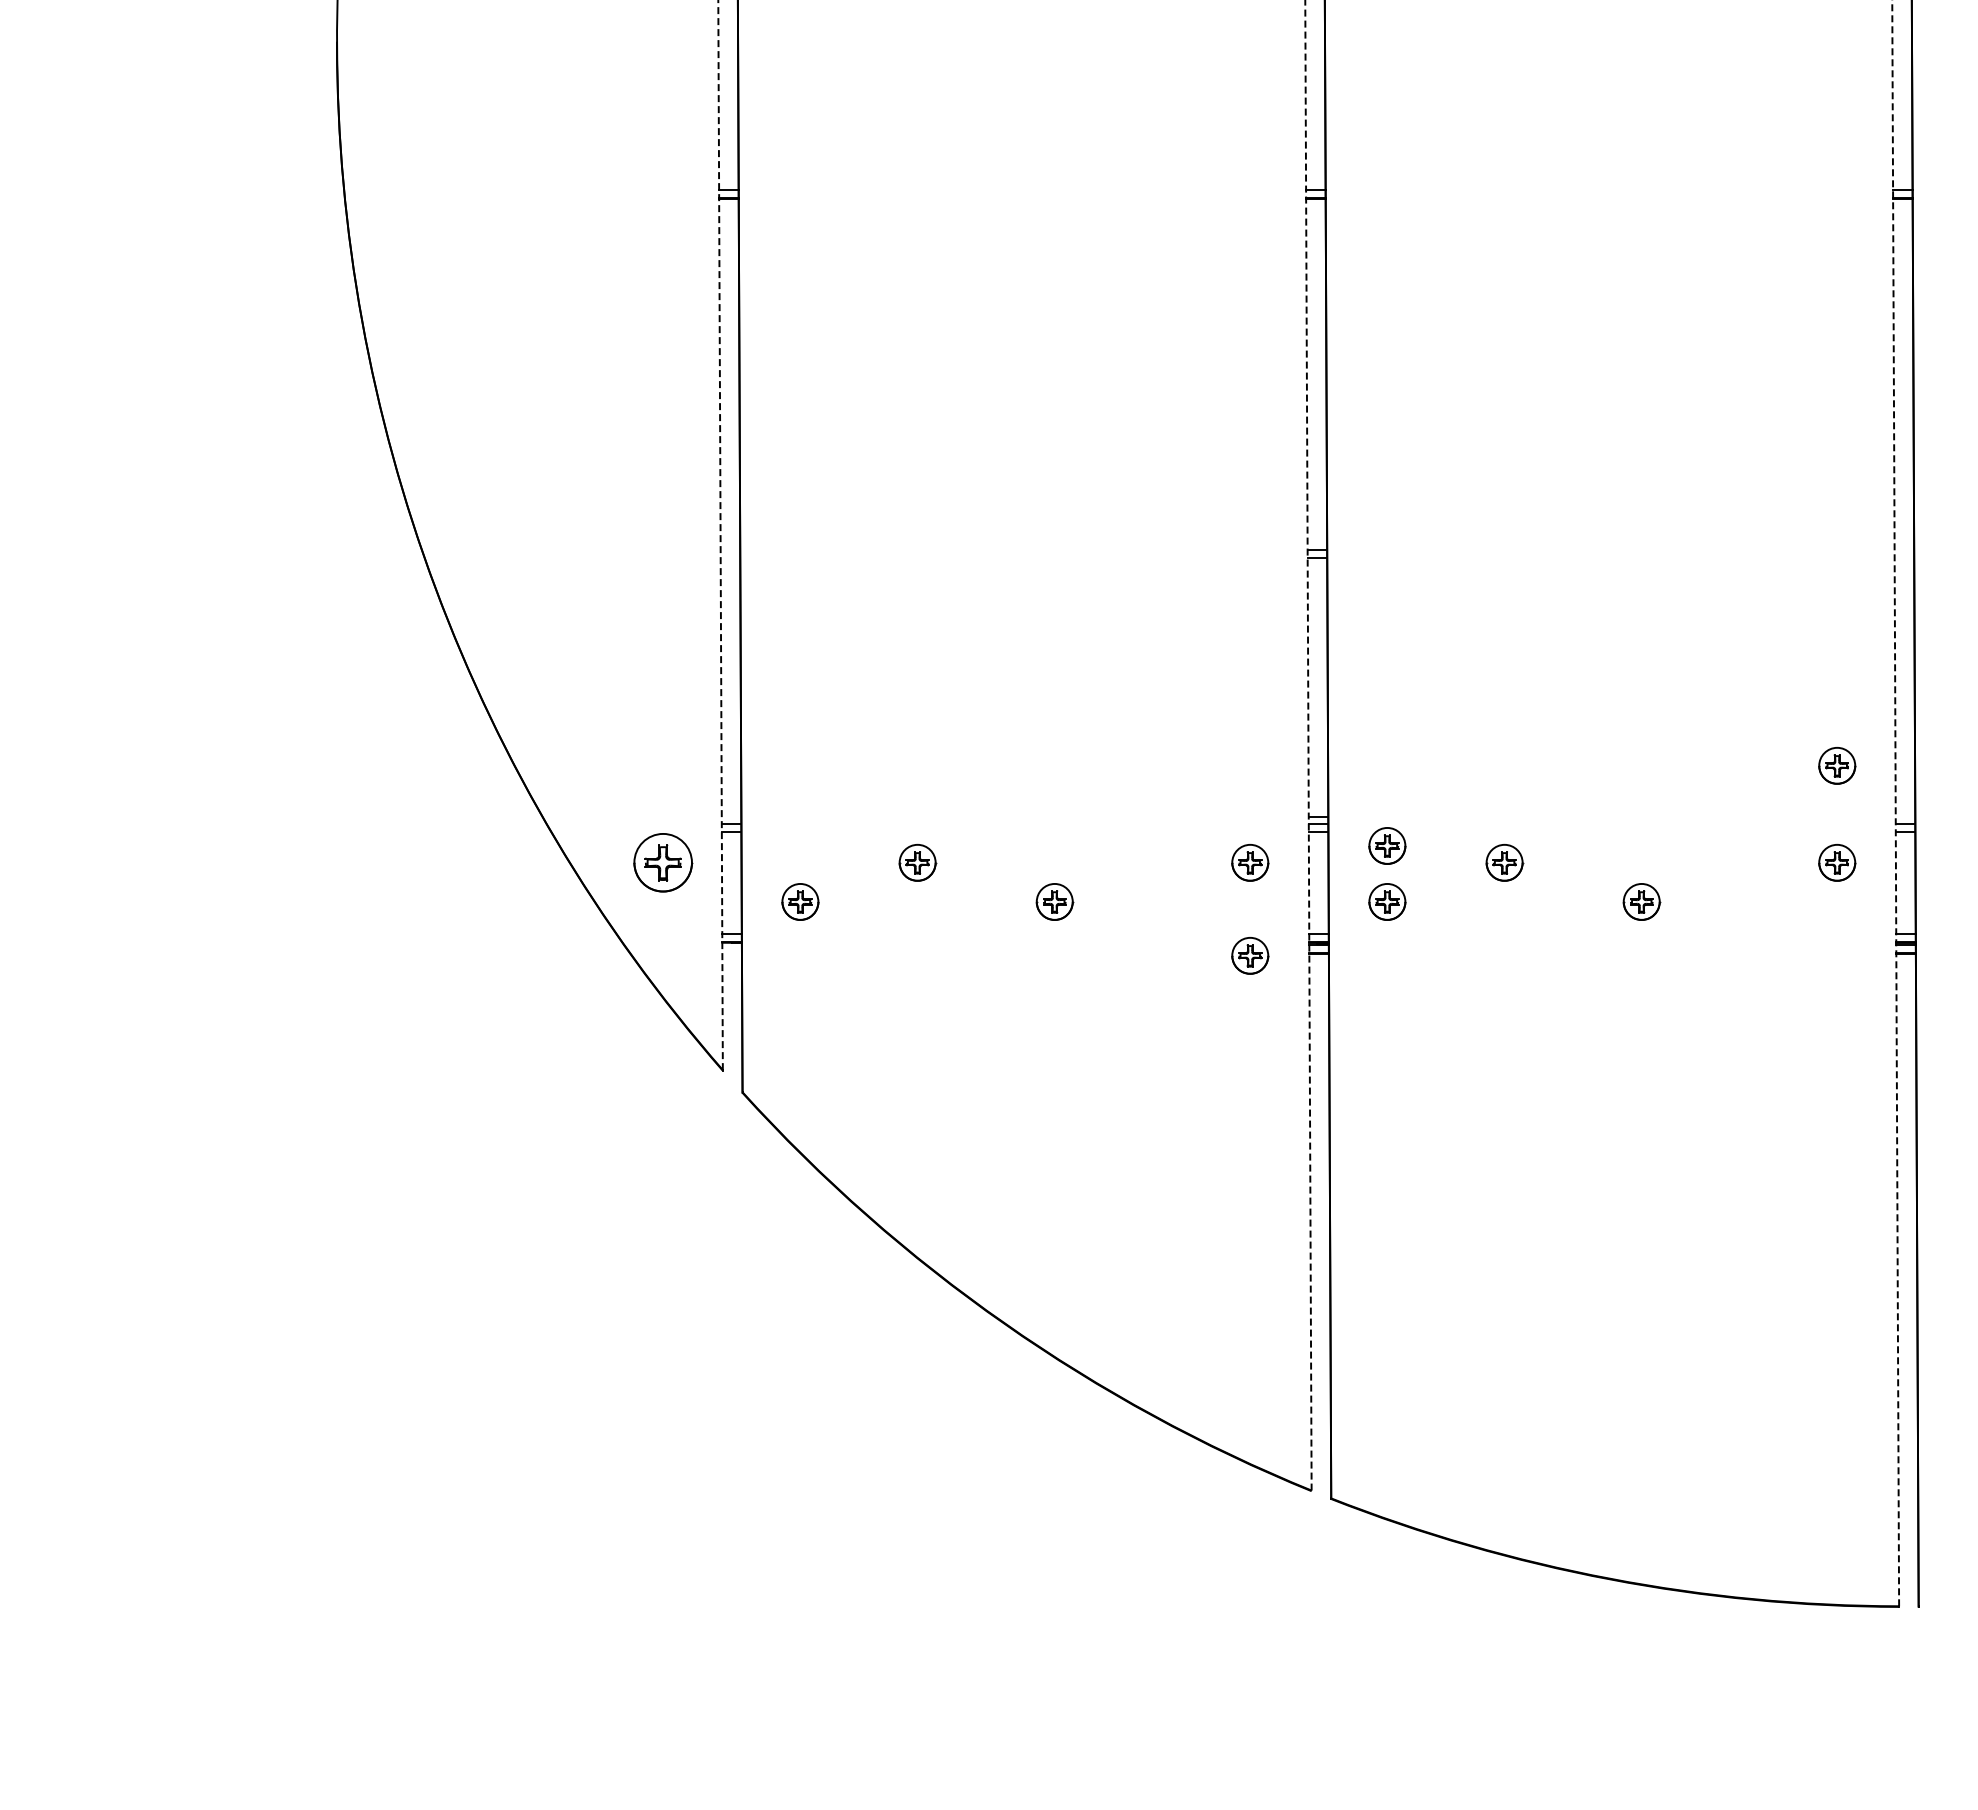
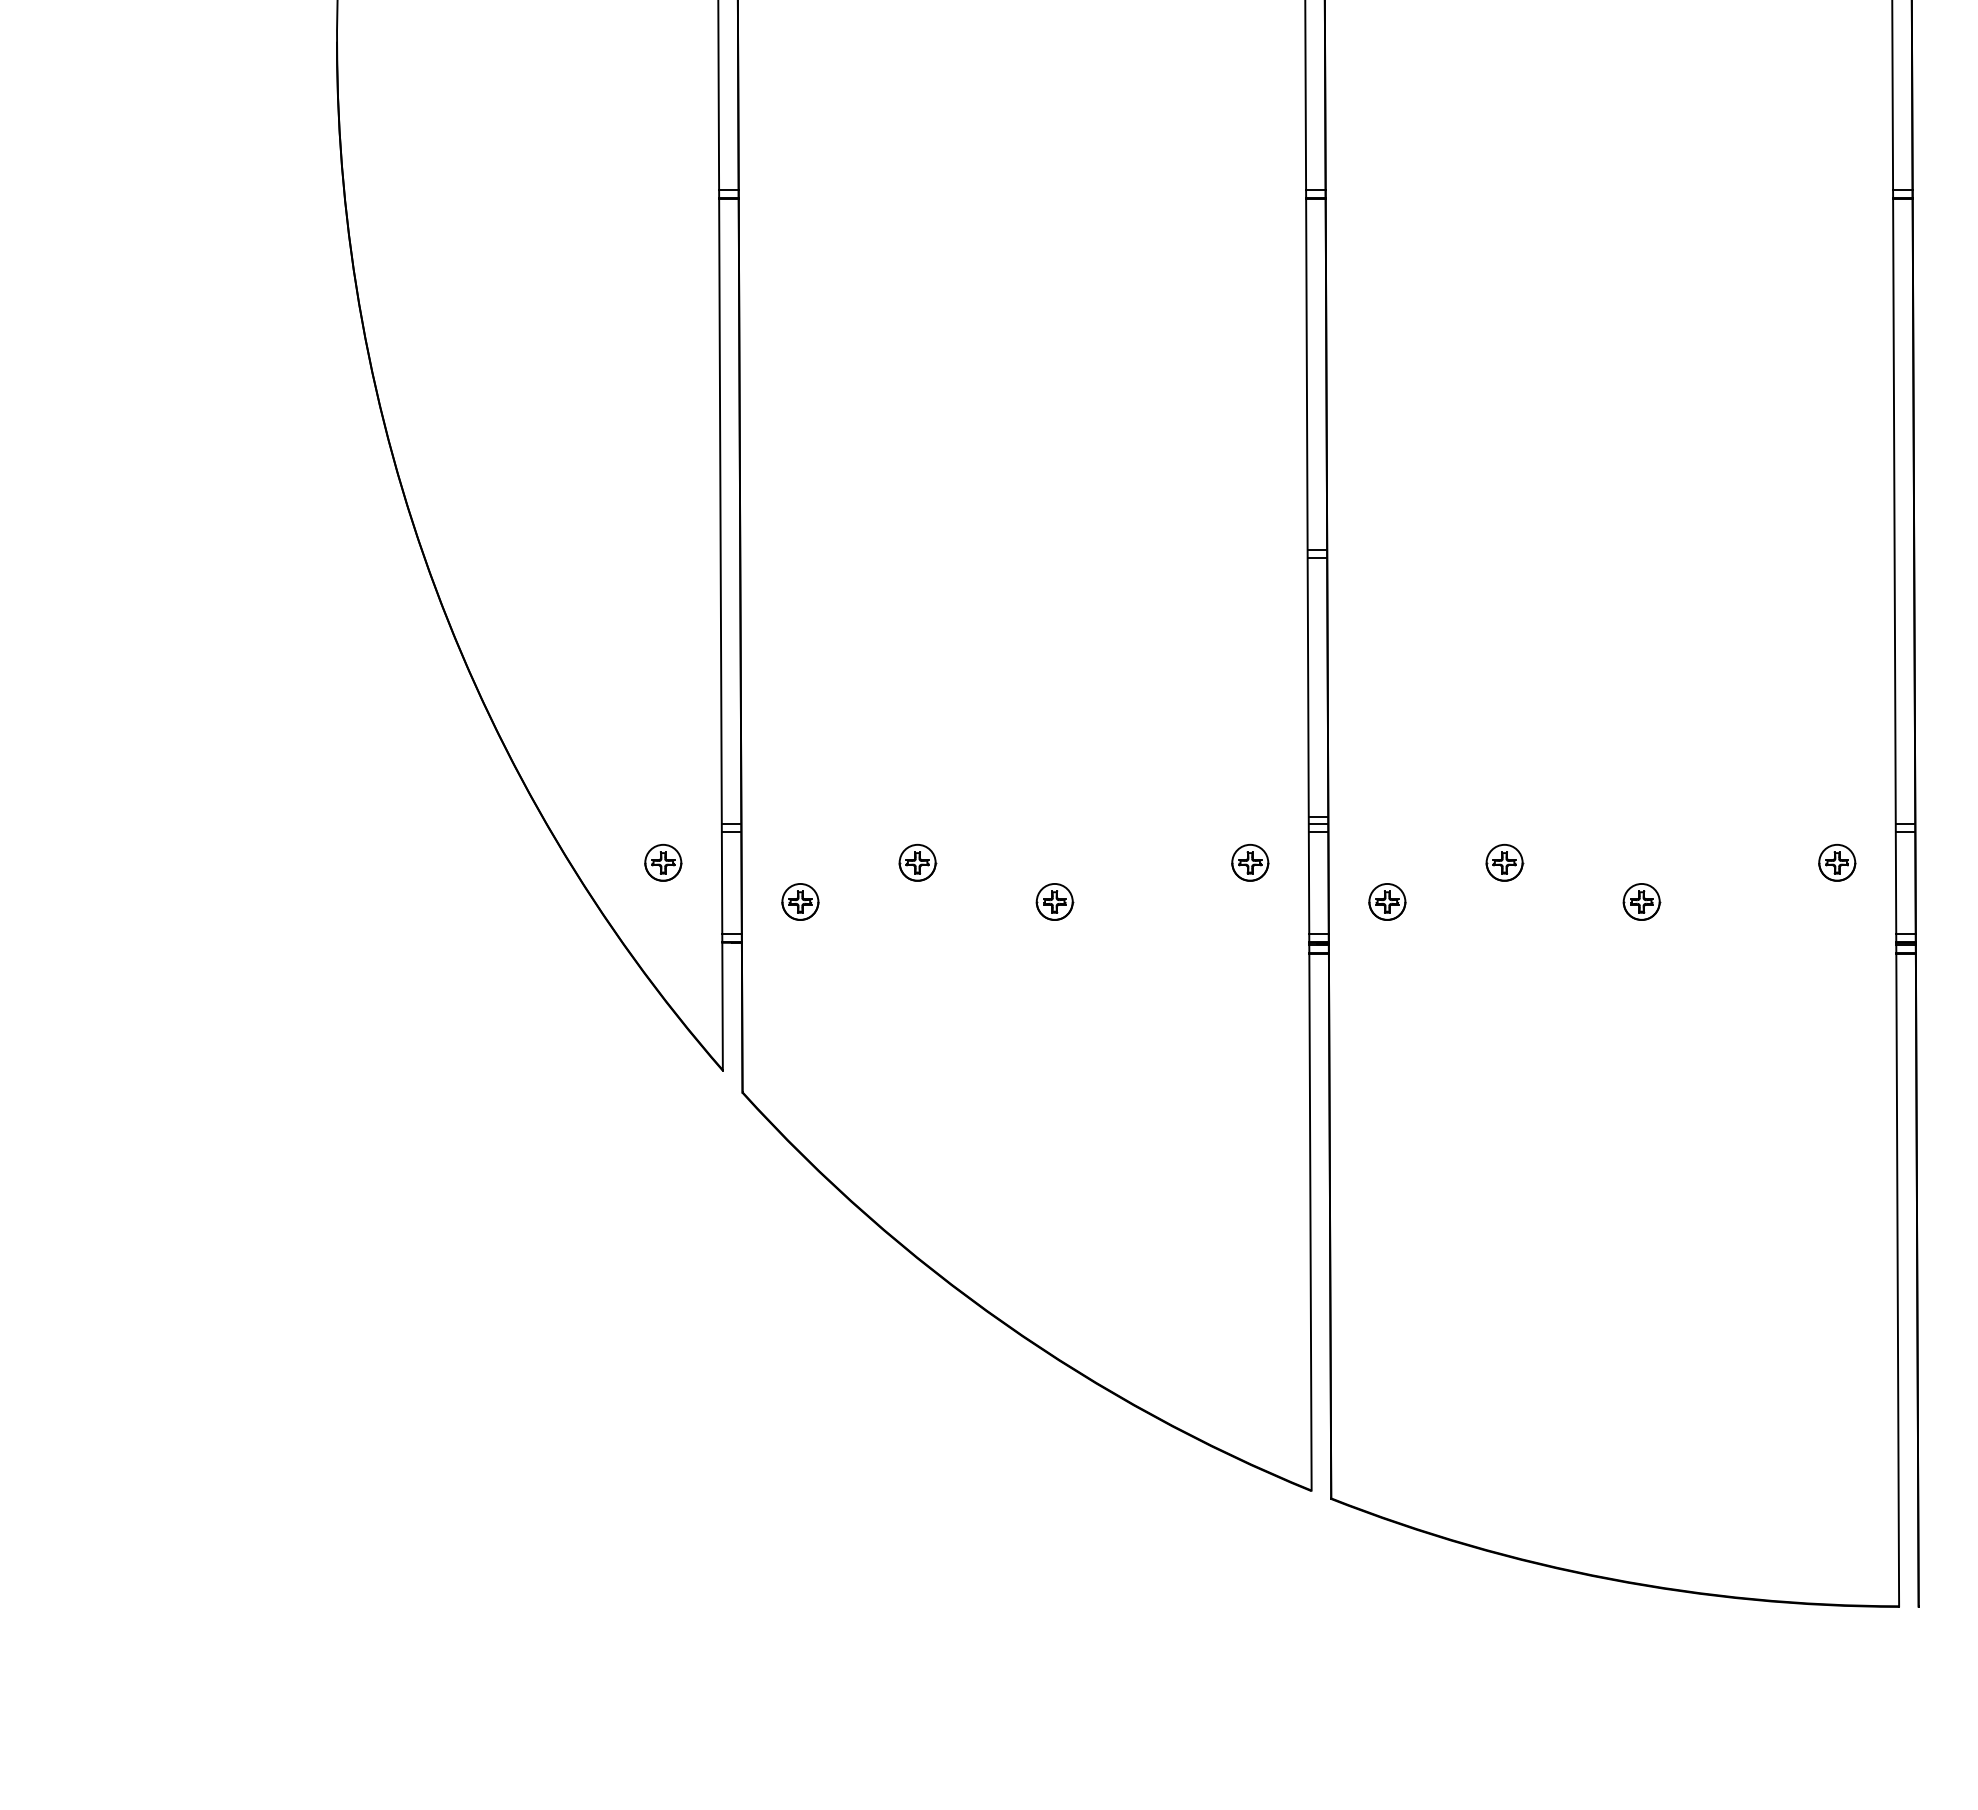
line: dashed -> solid (720, 535)
line: dashed -> solid (1308, 744)
part: present -> none (1837, 765)
line: dashed -> solid (1895, 803)
part: present -> none (1387, 845)
part size: 61x60 px -> 39x38 px (663, 862)
part: present -> none (1250, 955)
